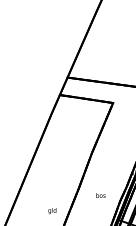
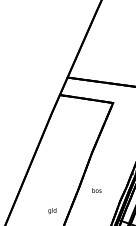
text position: (100, 195) -> (96, 190) (96, 190)
